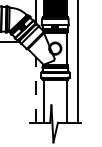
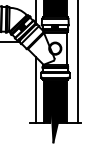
line: dashed -> solid (35, 89)
fill: none -> present (54, 111)
